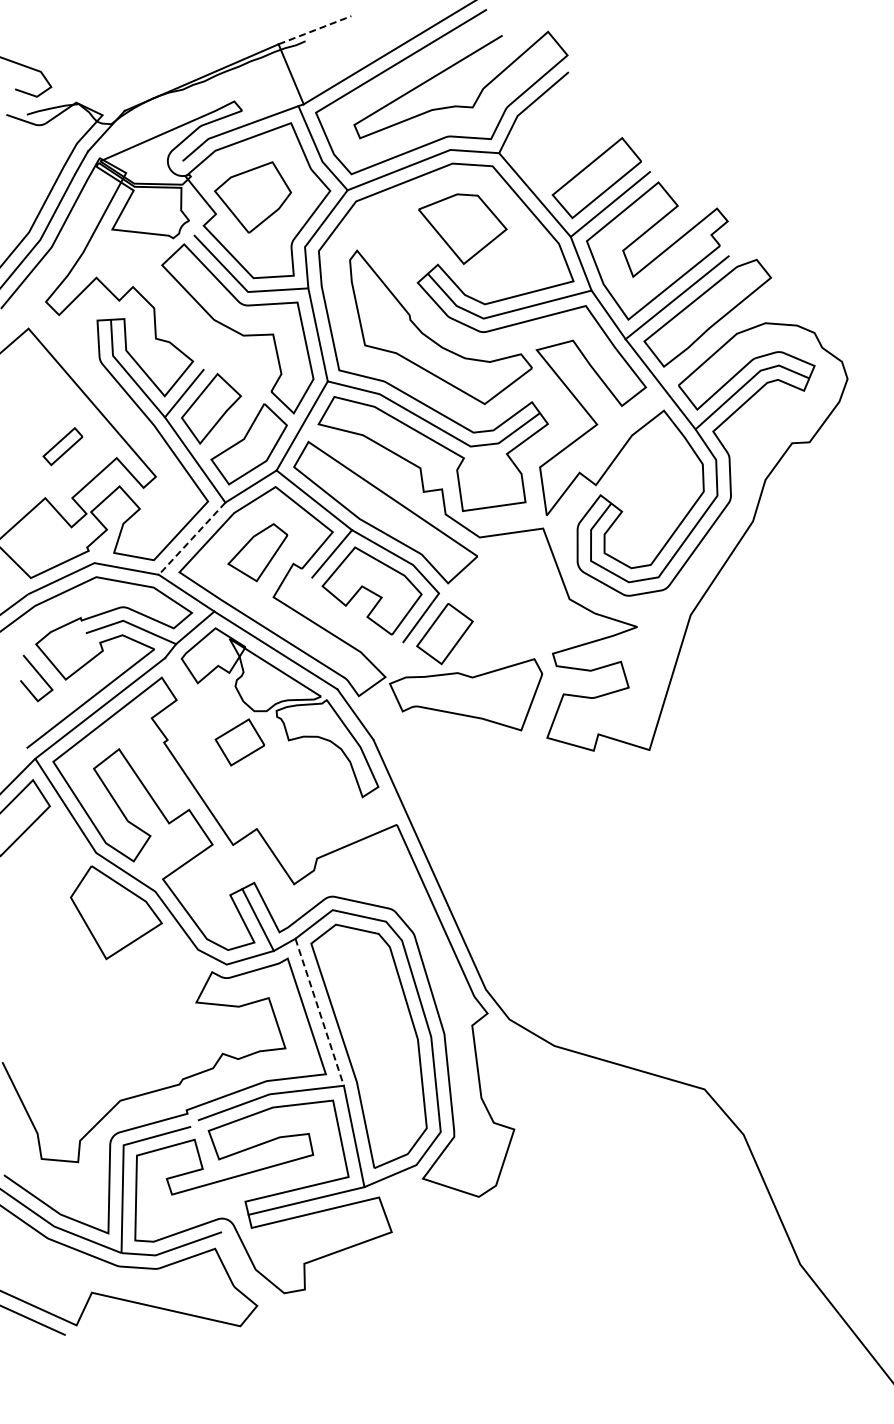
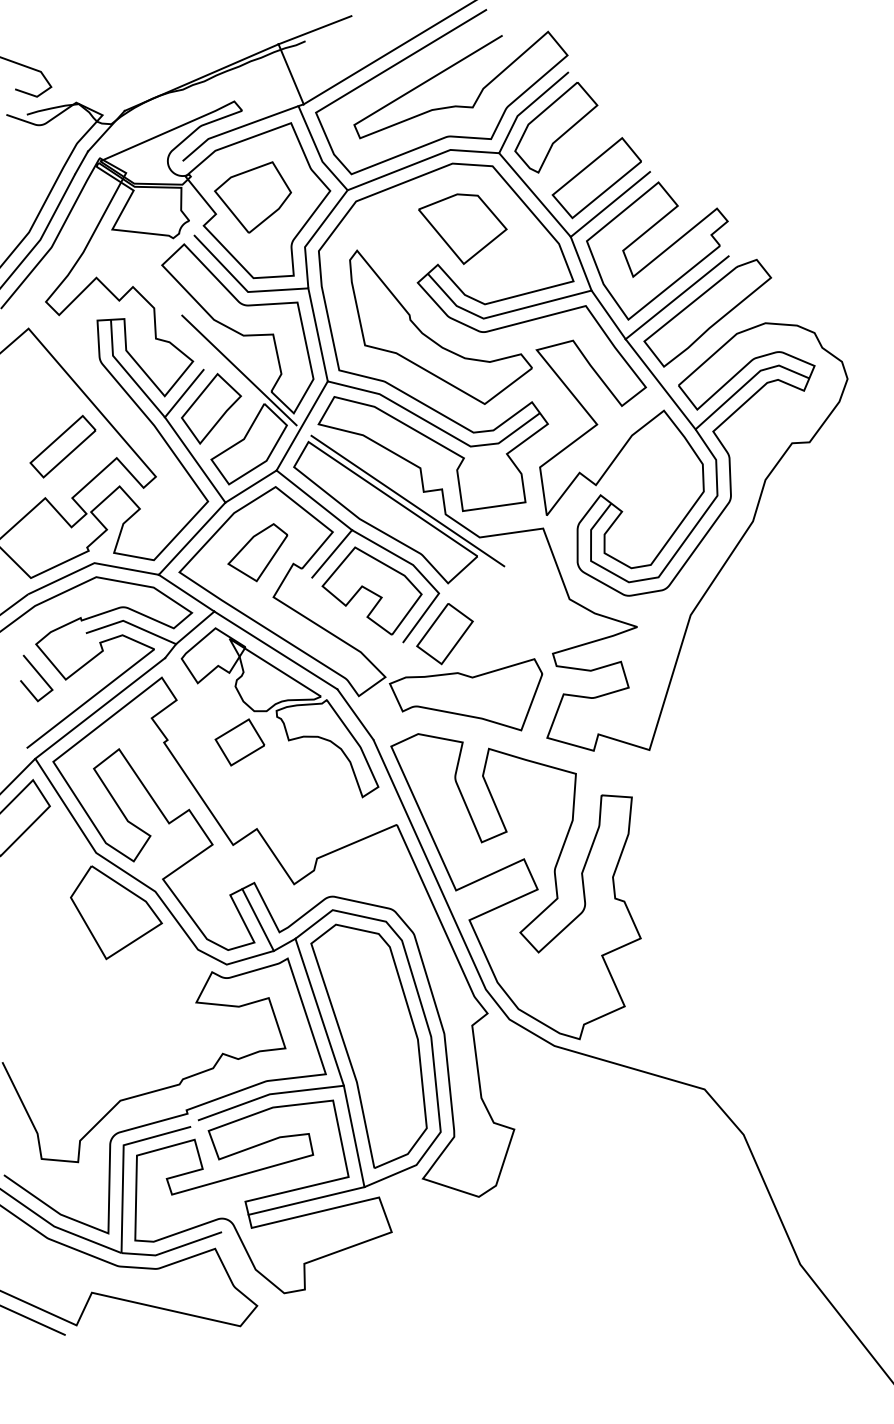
line: dashed -> solid (315, 30)
part: none -> present (556, 127)
line: none -> present (239, 370)
part size: 42x40 px -> 68x65 px (62, 446)
line: none -> present (407, 500)
line: dashed -> solid (191, 539)
part: none -> present (519, 896)
line: dashed -> solid (319, 1012)
